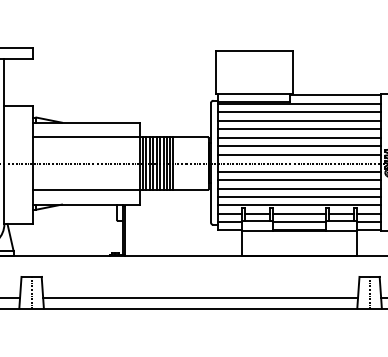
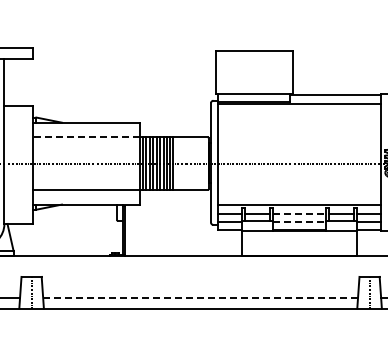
line: present -> none (299, 112)
line: present -> none (299, 120)
line: present -> none (299, 129)
line: solid -> dashed (86, 137)
line: present -> none (299, 137)
line: present -> none (299, 146)
line: present -> none (299, 155)
line: present -> none (299, 171)
line: present -> none (299, 180)
line: present -> none (299, 188)
line: present -> none (299, 197)
line: solid -> dashed (300, 213)
line: solid -> dashed (300, 222)
line: solid -> dashed (201, 298)
